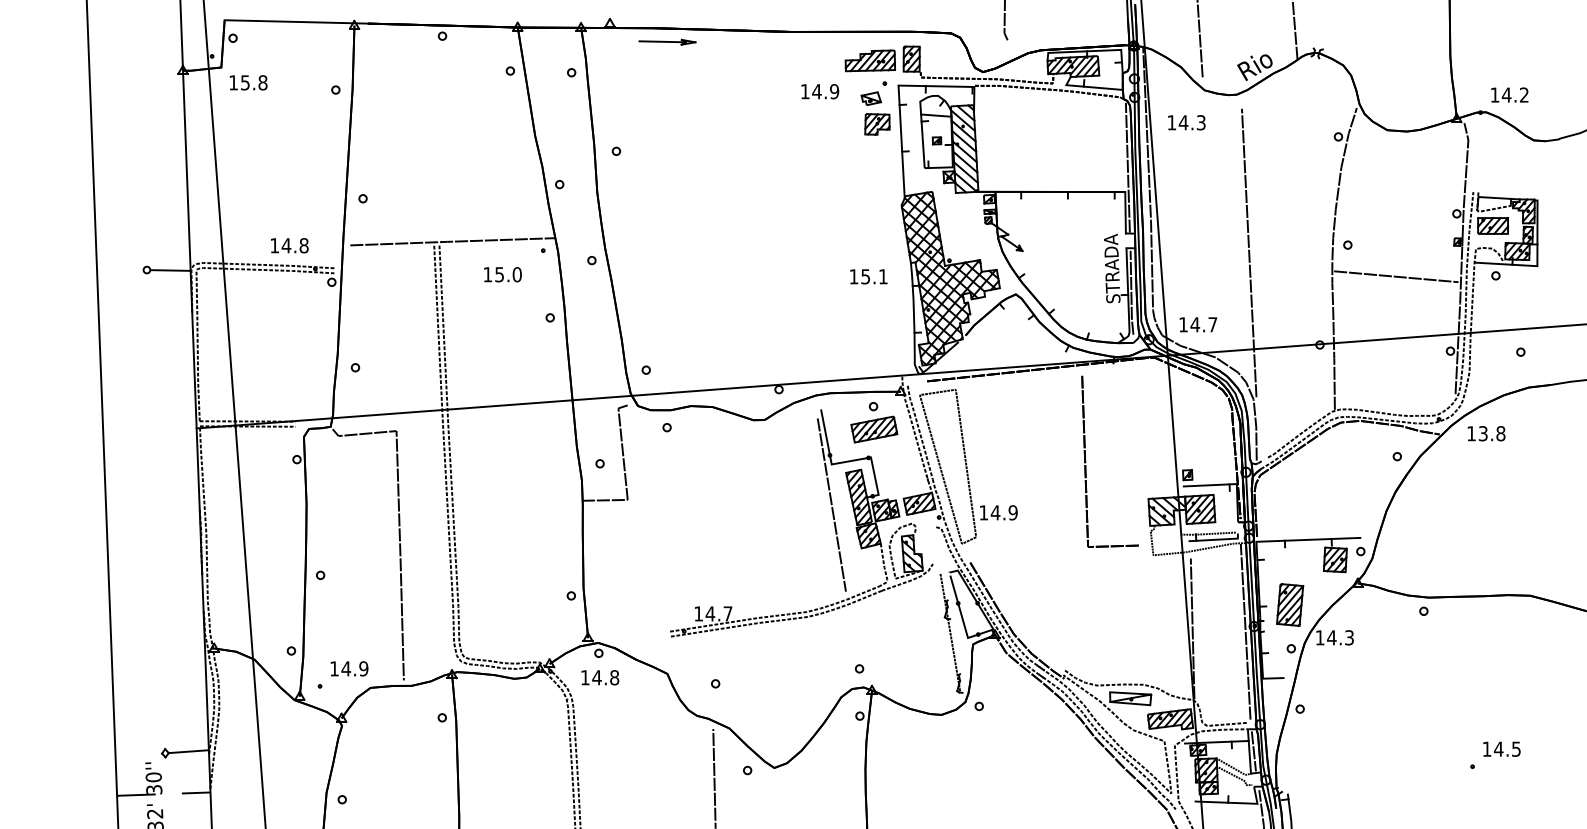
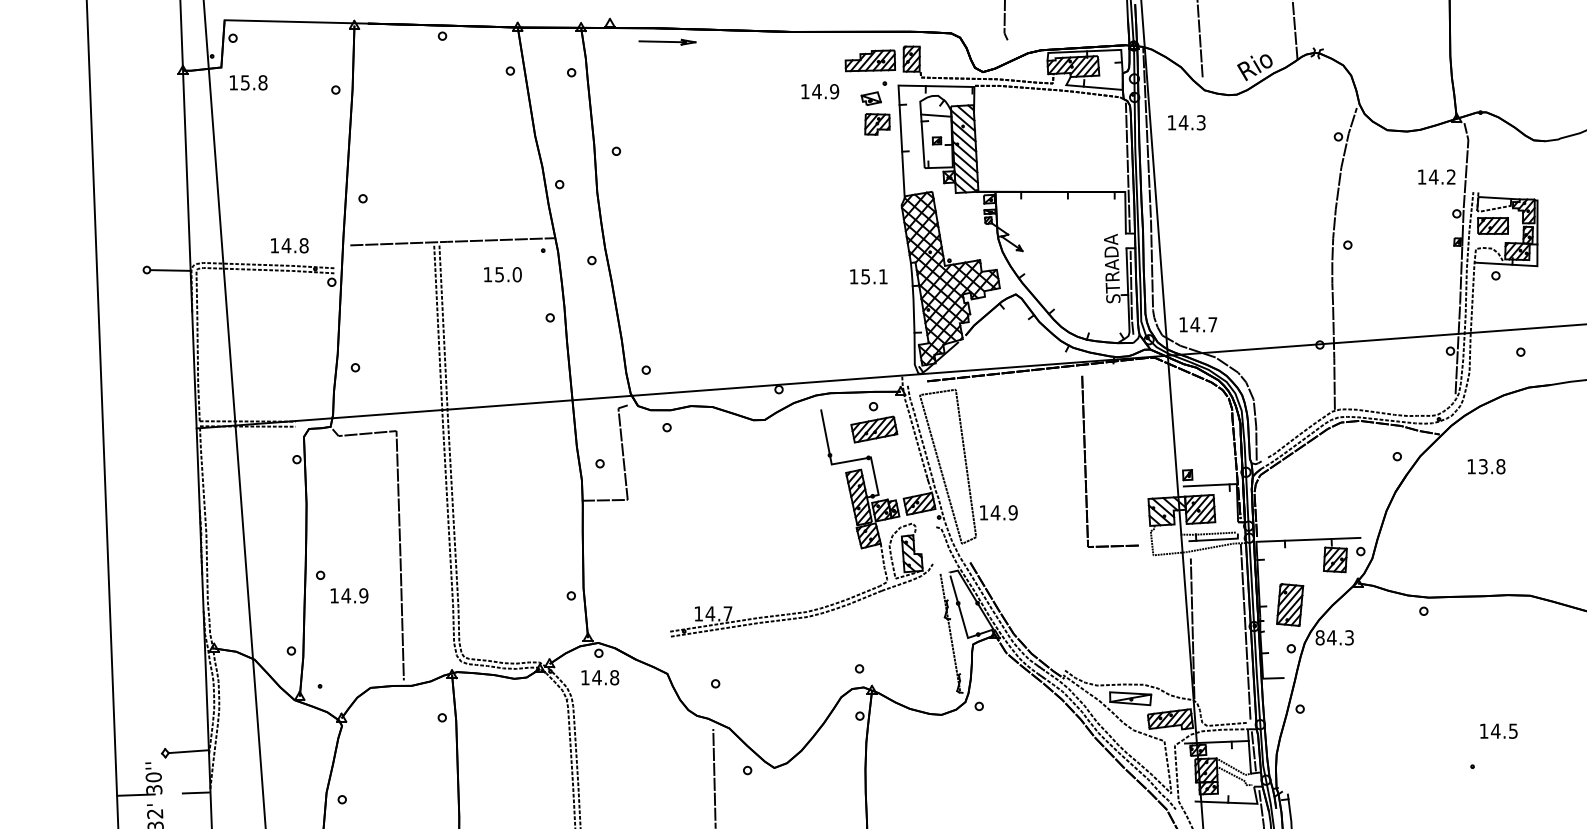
text position: (1509, 94) -> (1436, 176) (1436, 176)
line: present -> none (1248, 252)
line: present -> none (1396, 276)
text position: (1486, 433) -> (1486, 466) (1486, 466)
line: present -> none (831, 504)
text: 14.3 -> 84.3 (1319, 637)
text position: (349, 668) -> (349, 595) (349, 595)
text position: (1501, 748) -> (1498, 730) (1498, 730)
